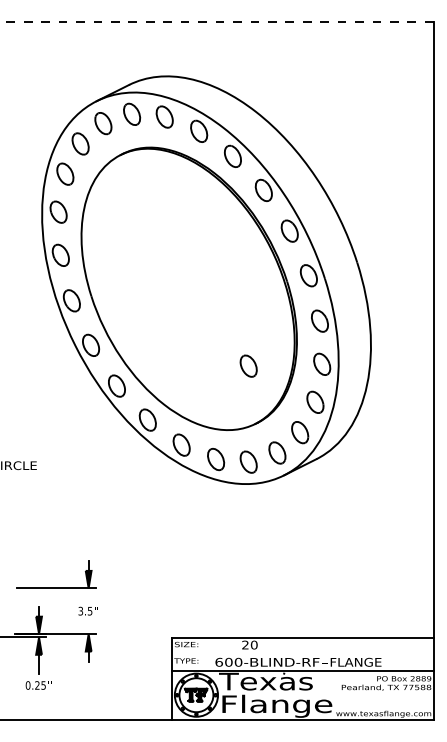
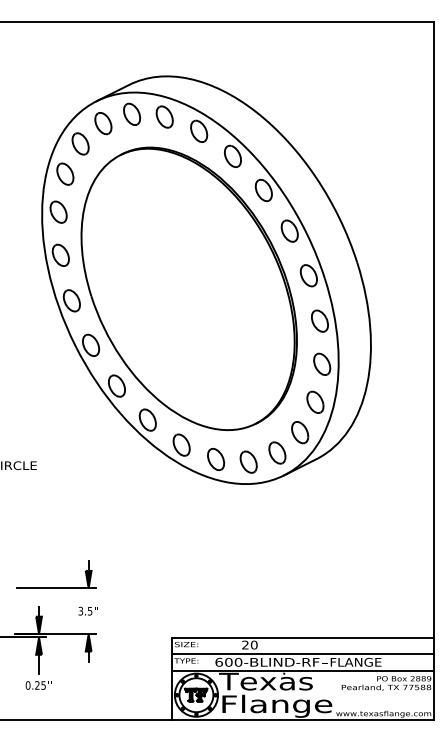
line: dashed -> solid (217, 22)
part: present -> none (248, 365)
line: none -> present (302, 654)
